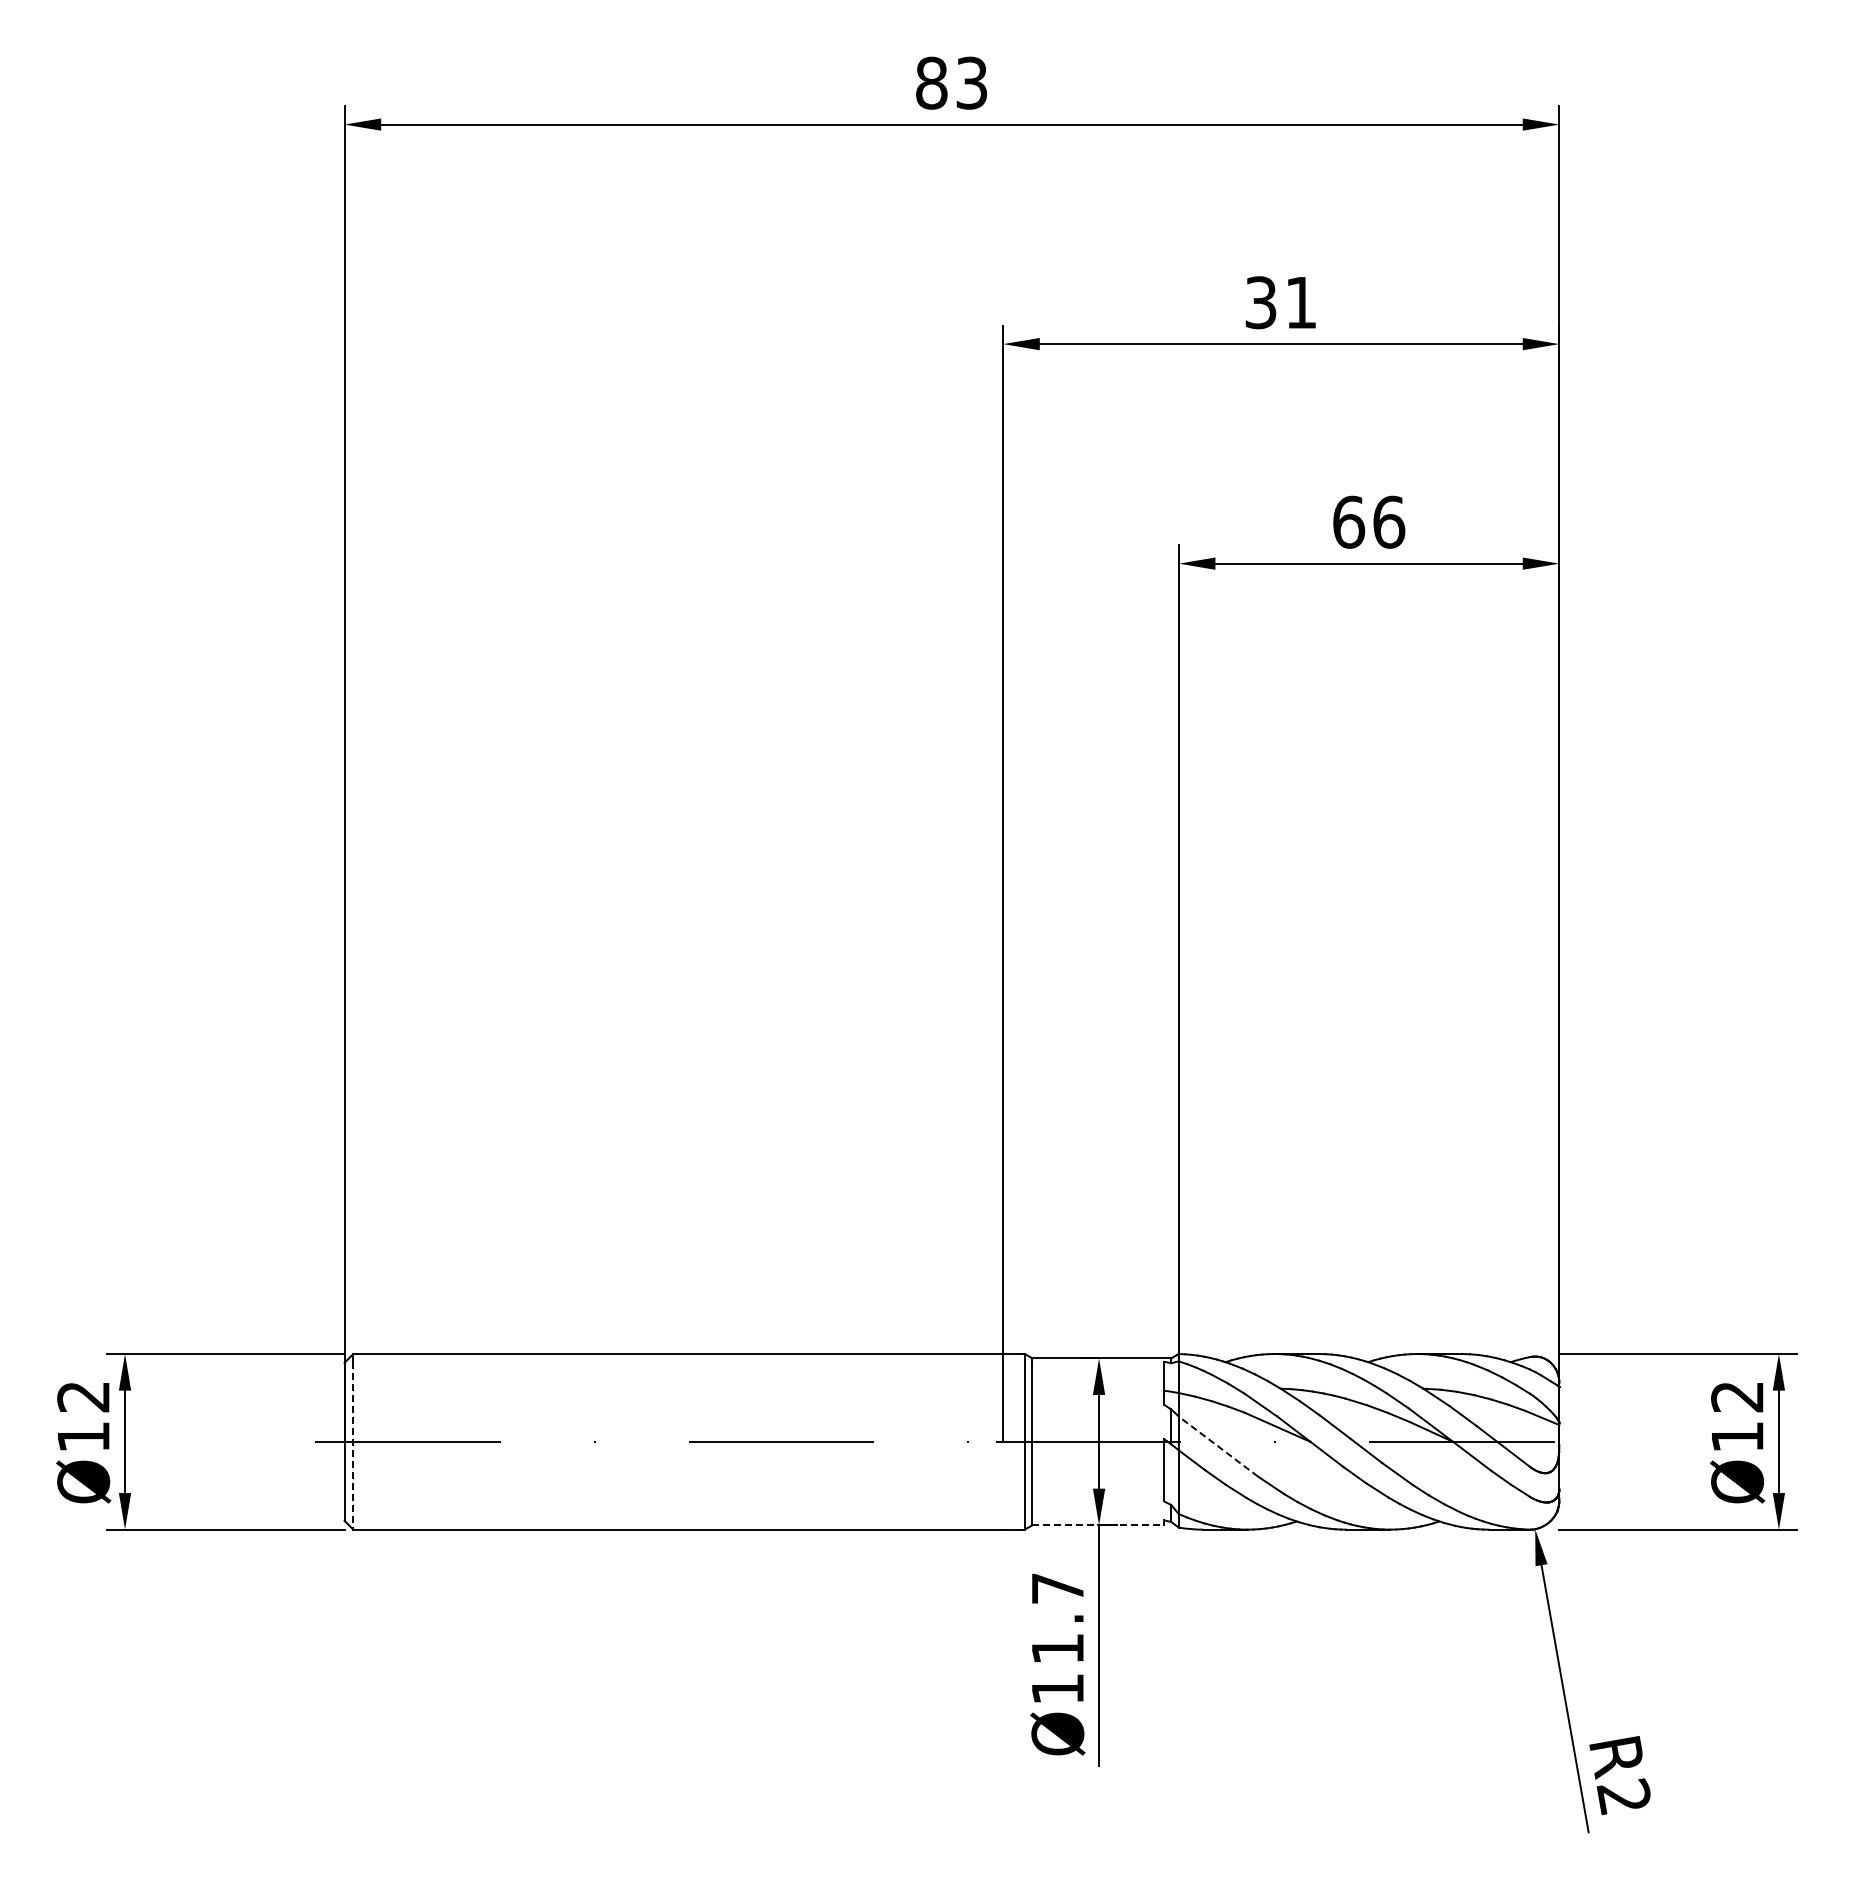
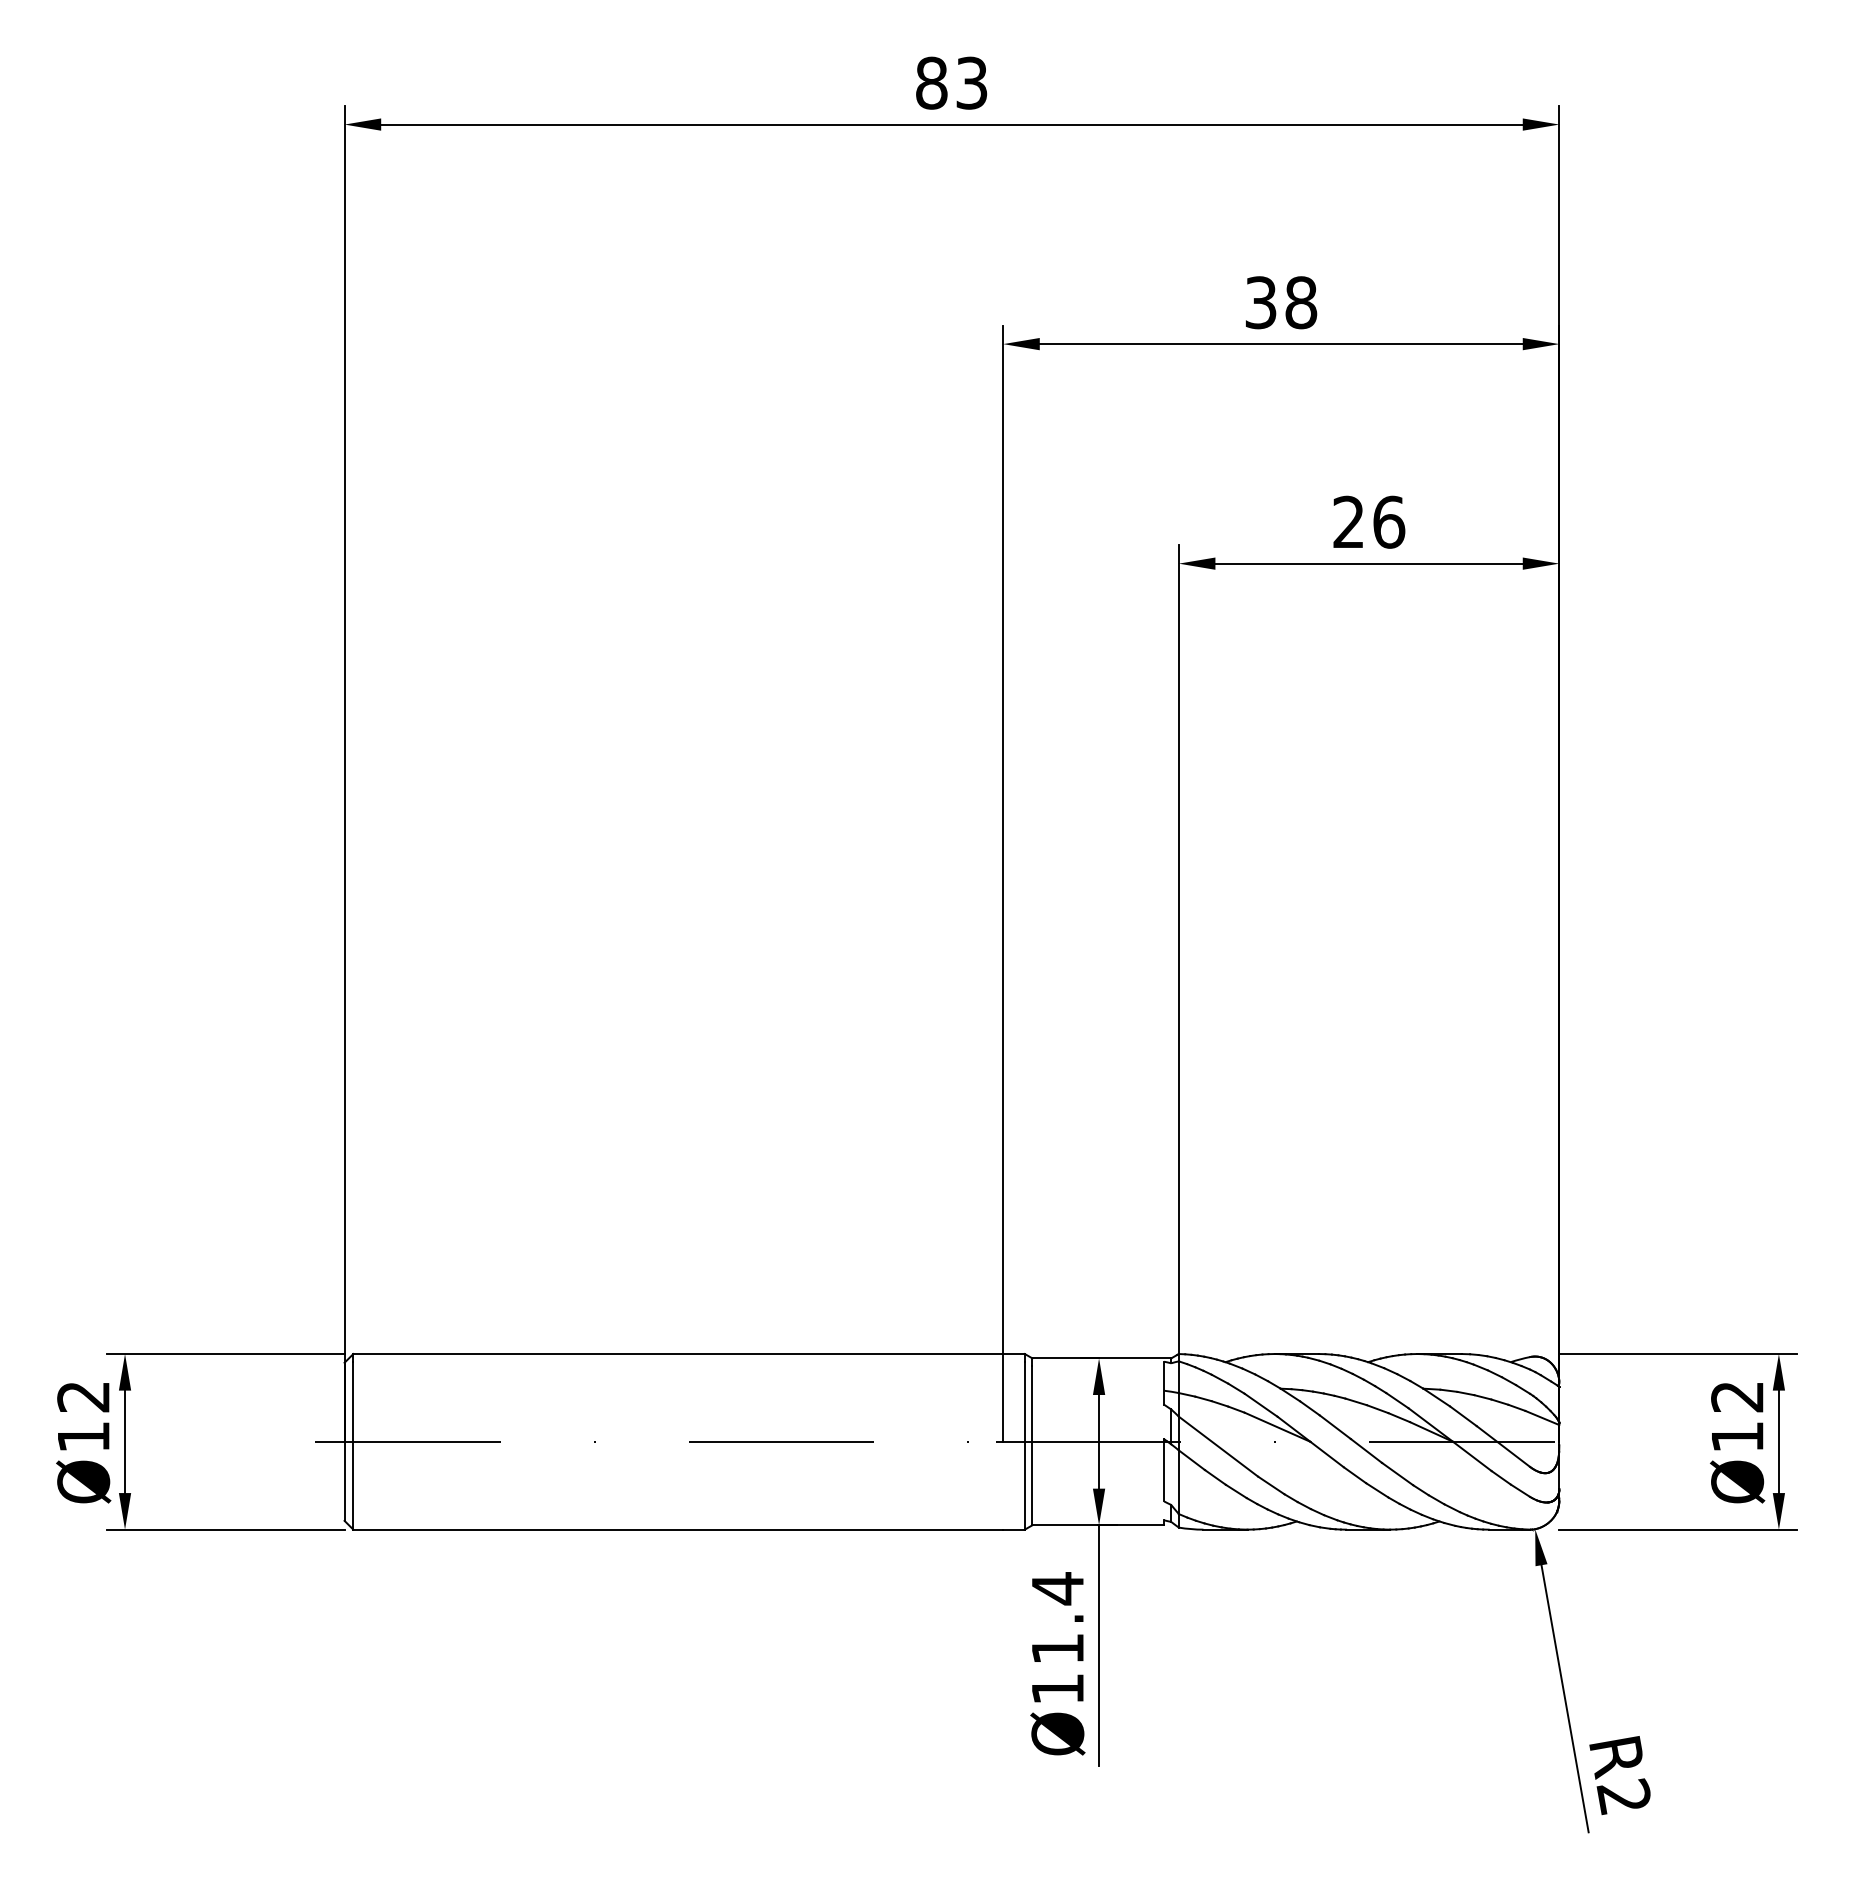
text: 31 -> 38 (1301, 302)
text: 66 -> 26 (1349, 521)
line: dashed -> solid (353, 1445)
line: dashed -> solid (1218, 1446)
line: dashed -> solid (1098, 1525)
text: Ø11.7 -> Ø11.4 (1057, 1588)
